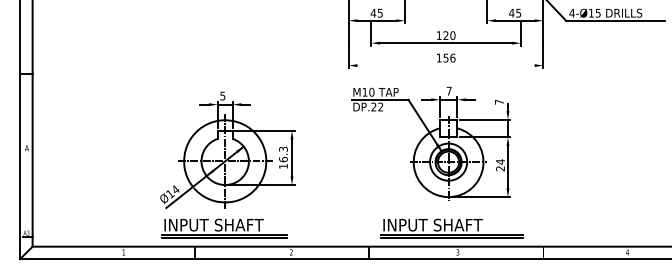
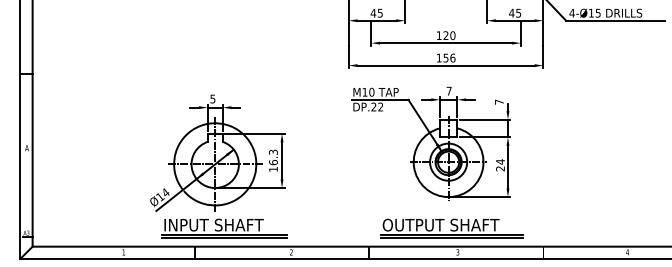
line: none -> present (445, 65)
part position: (227, 150) -> (217, 153) (217, 153)
text: INPUT SHAFT -> OUTPUT SHAFT (440, 224)
